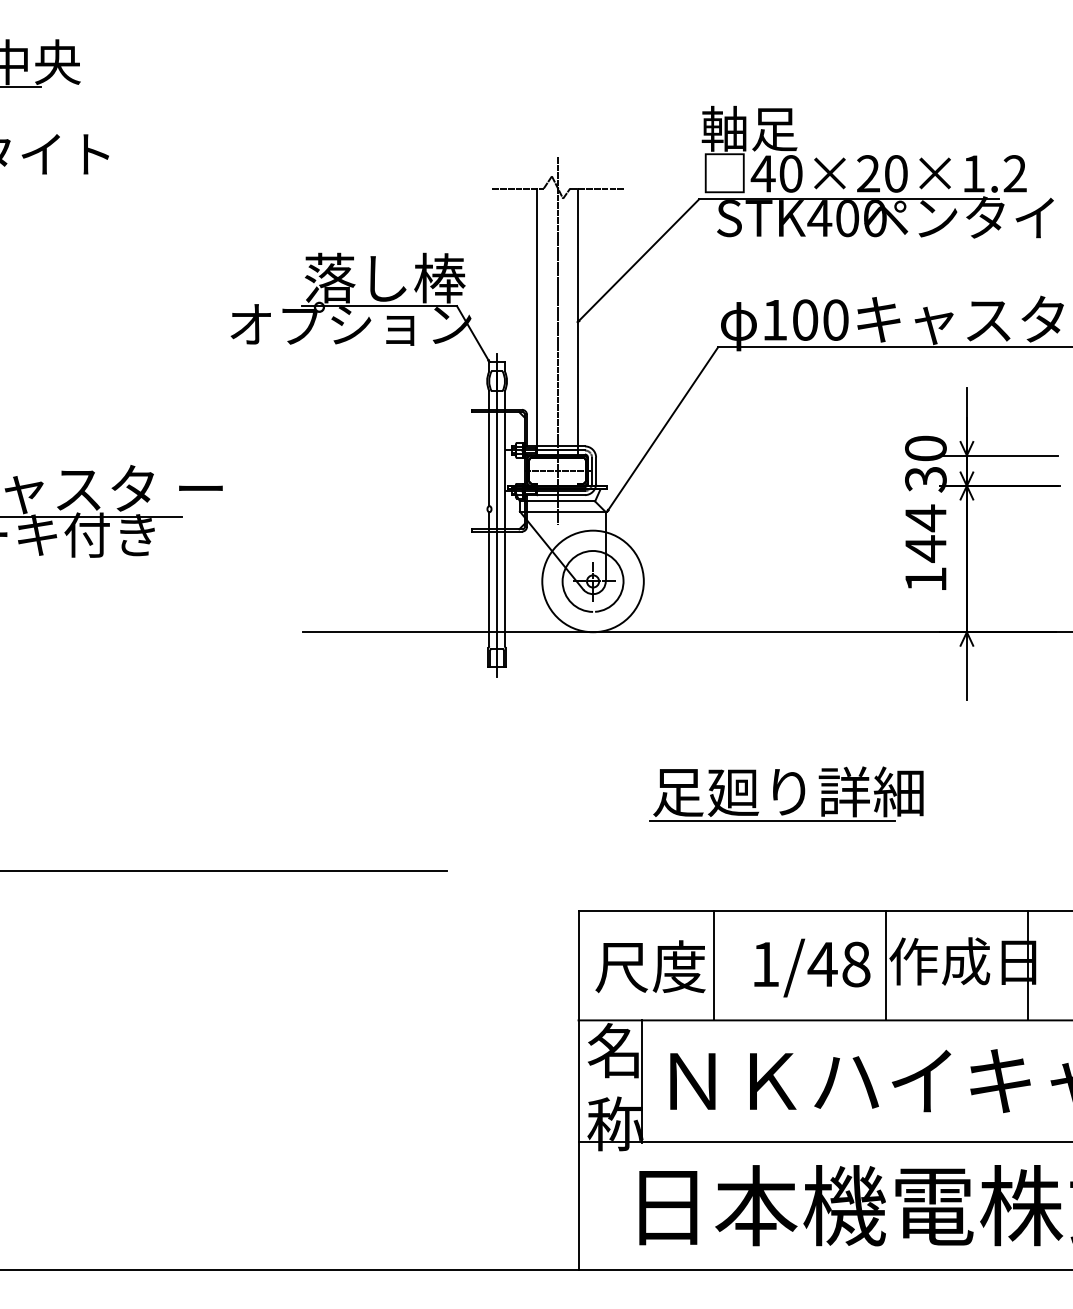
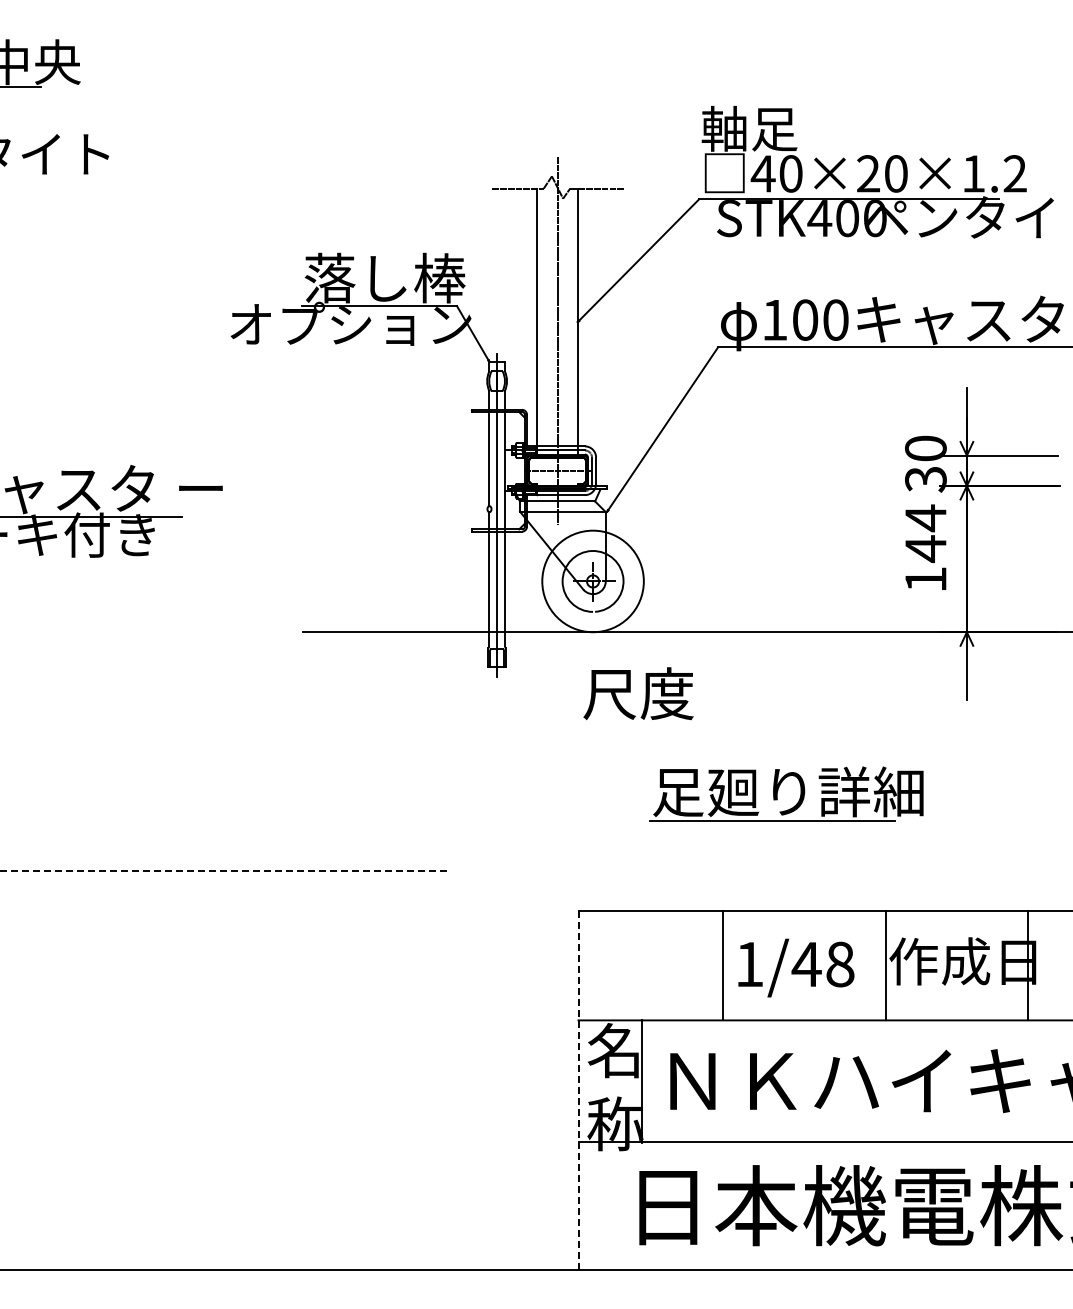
line: solid -> dashed (223, 871)
line position: (713, 965) -> (722, 965) (722, 965)
text position: (650, 966) -> (638, 693) (638, 693)
text position: (812, 967) -> (796, 967) (796, 967)
line: solid -> dashed (578, 1089)
